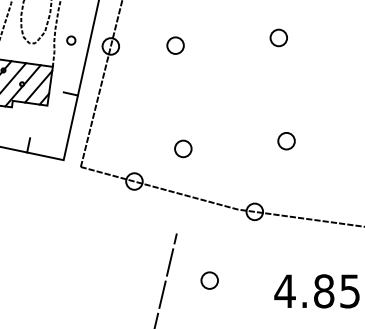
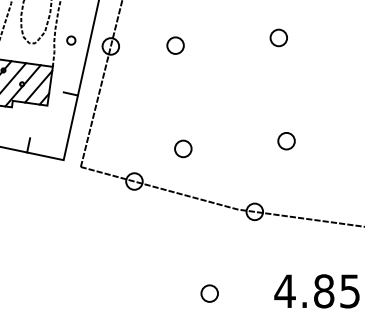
line: present -> none (165, 279)
part position: (209, 280) -> (209, 293) (209, 293)
